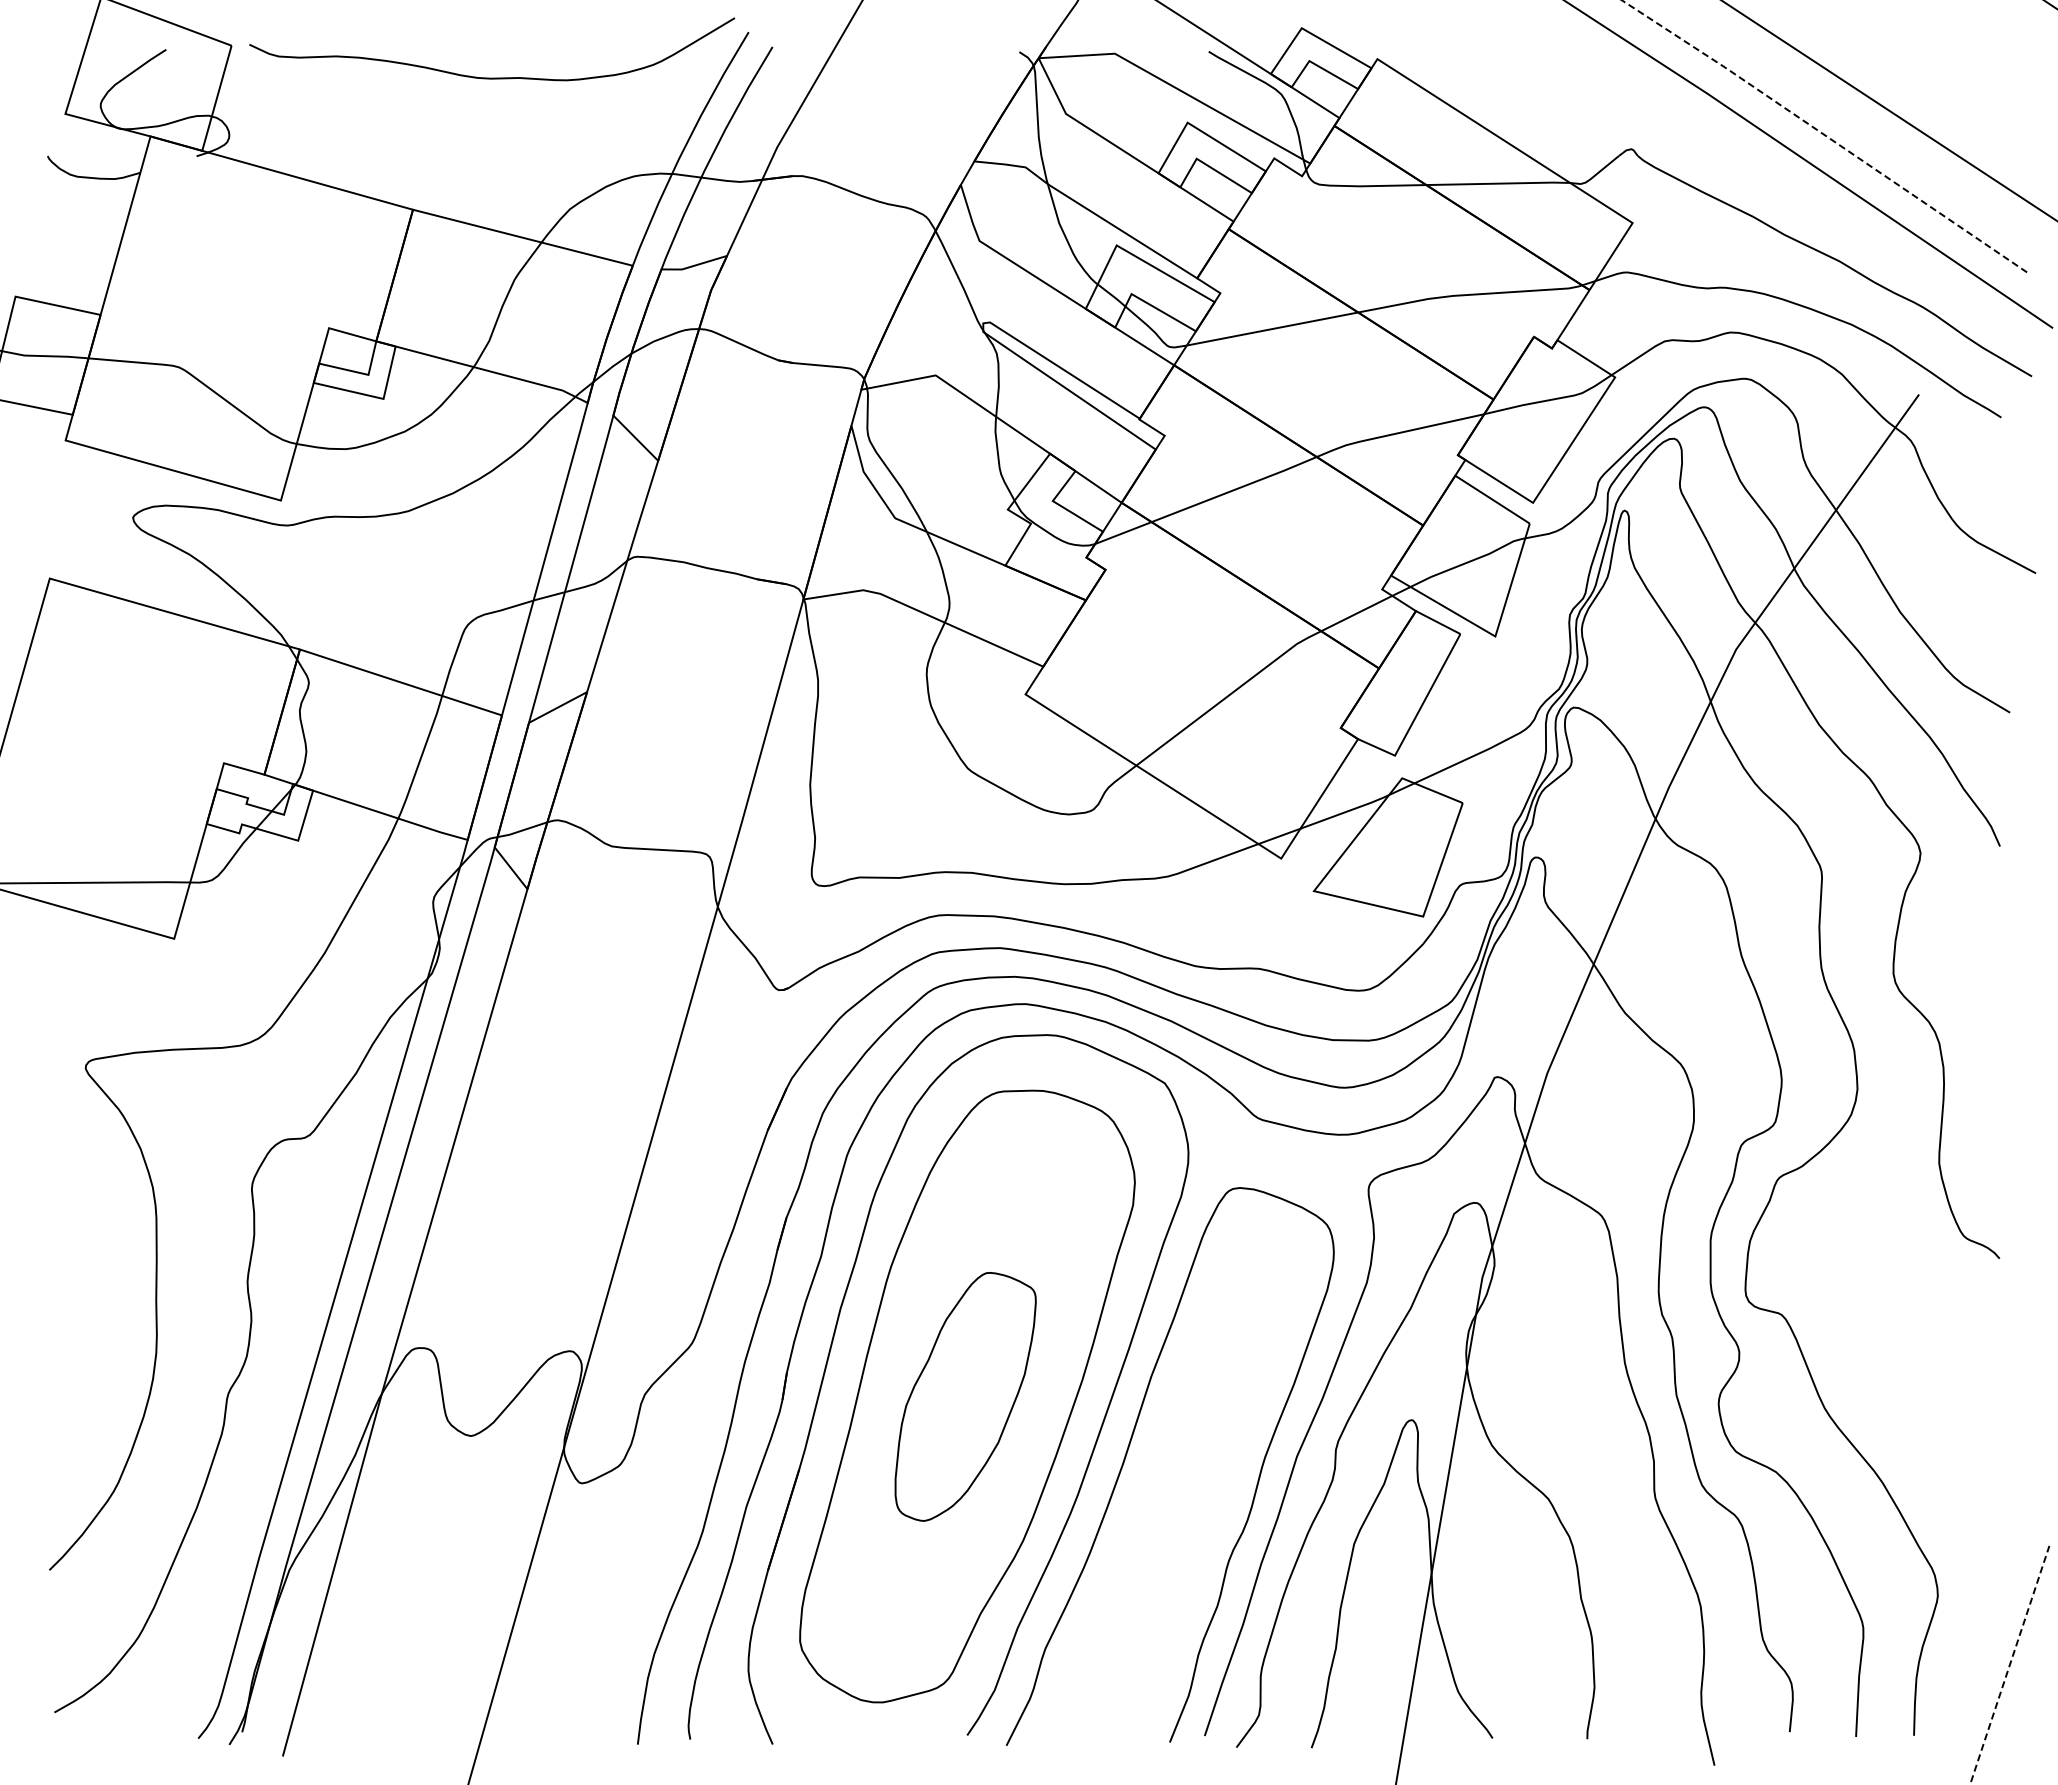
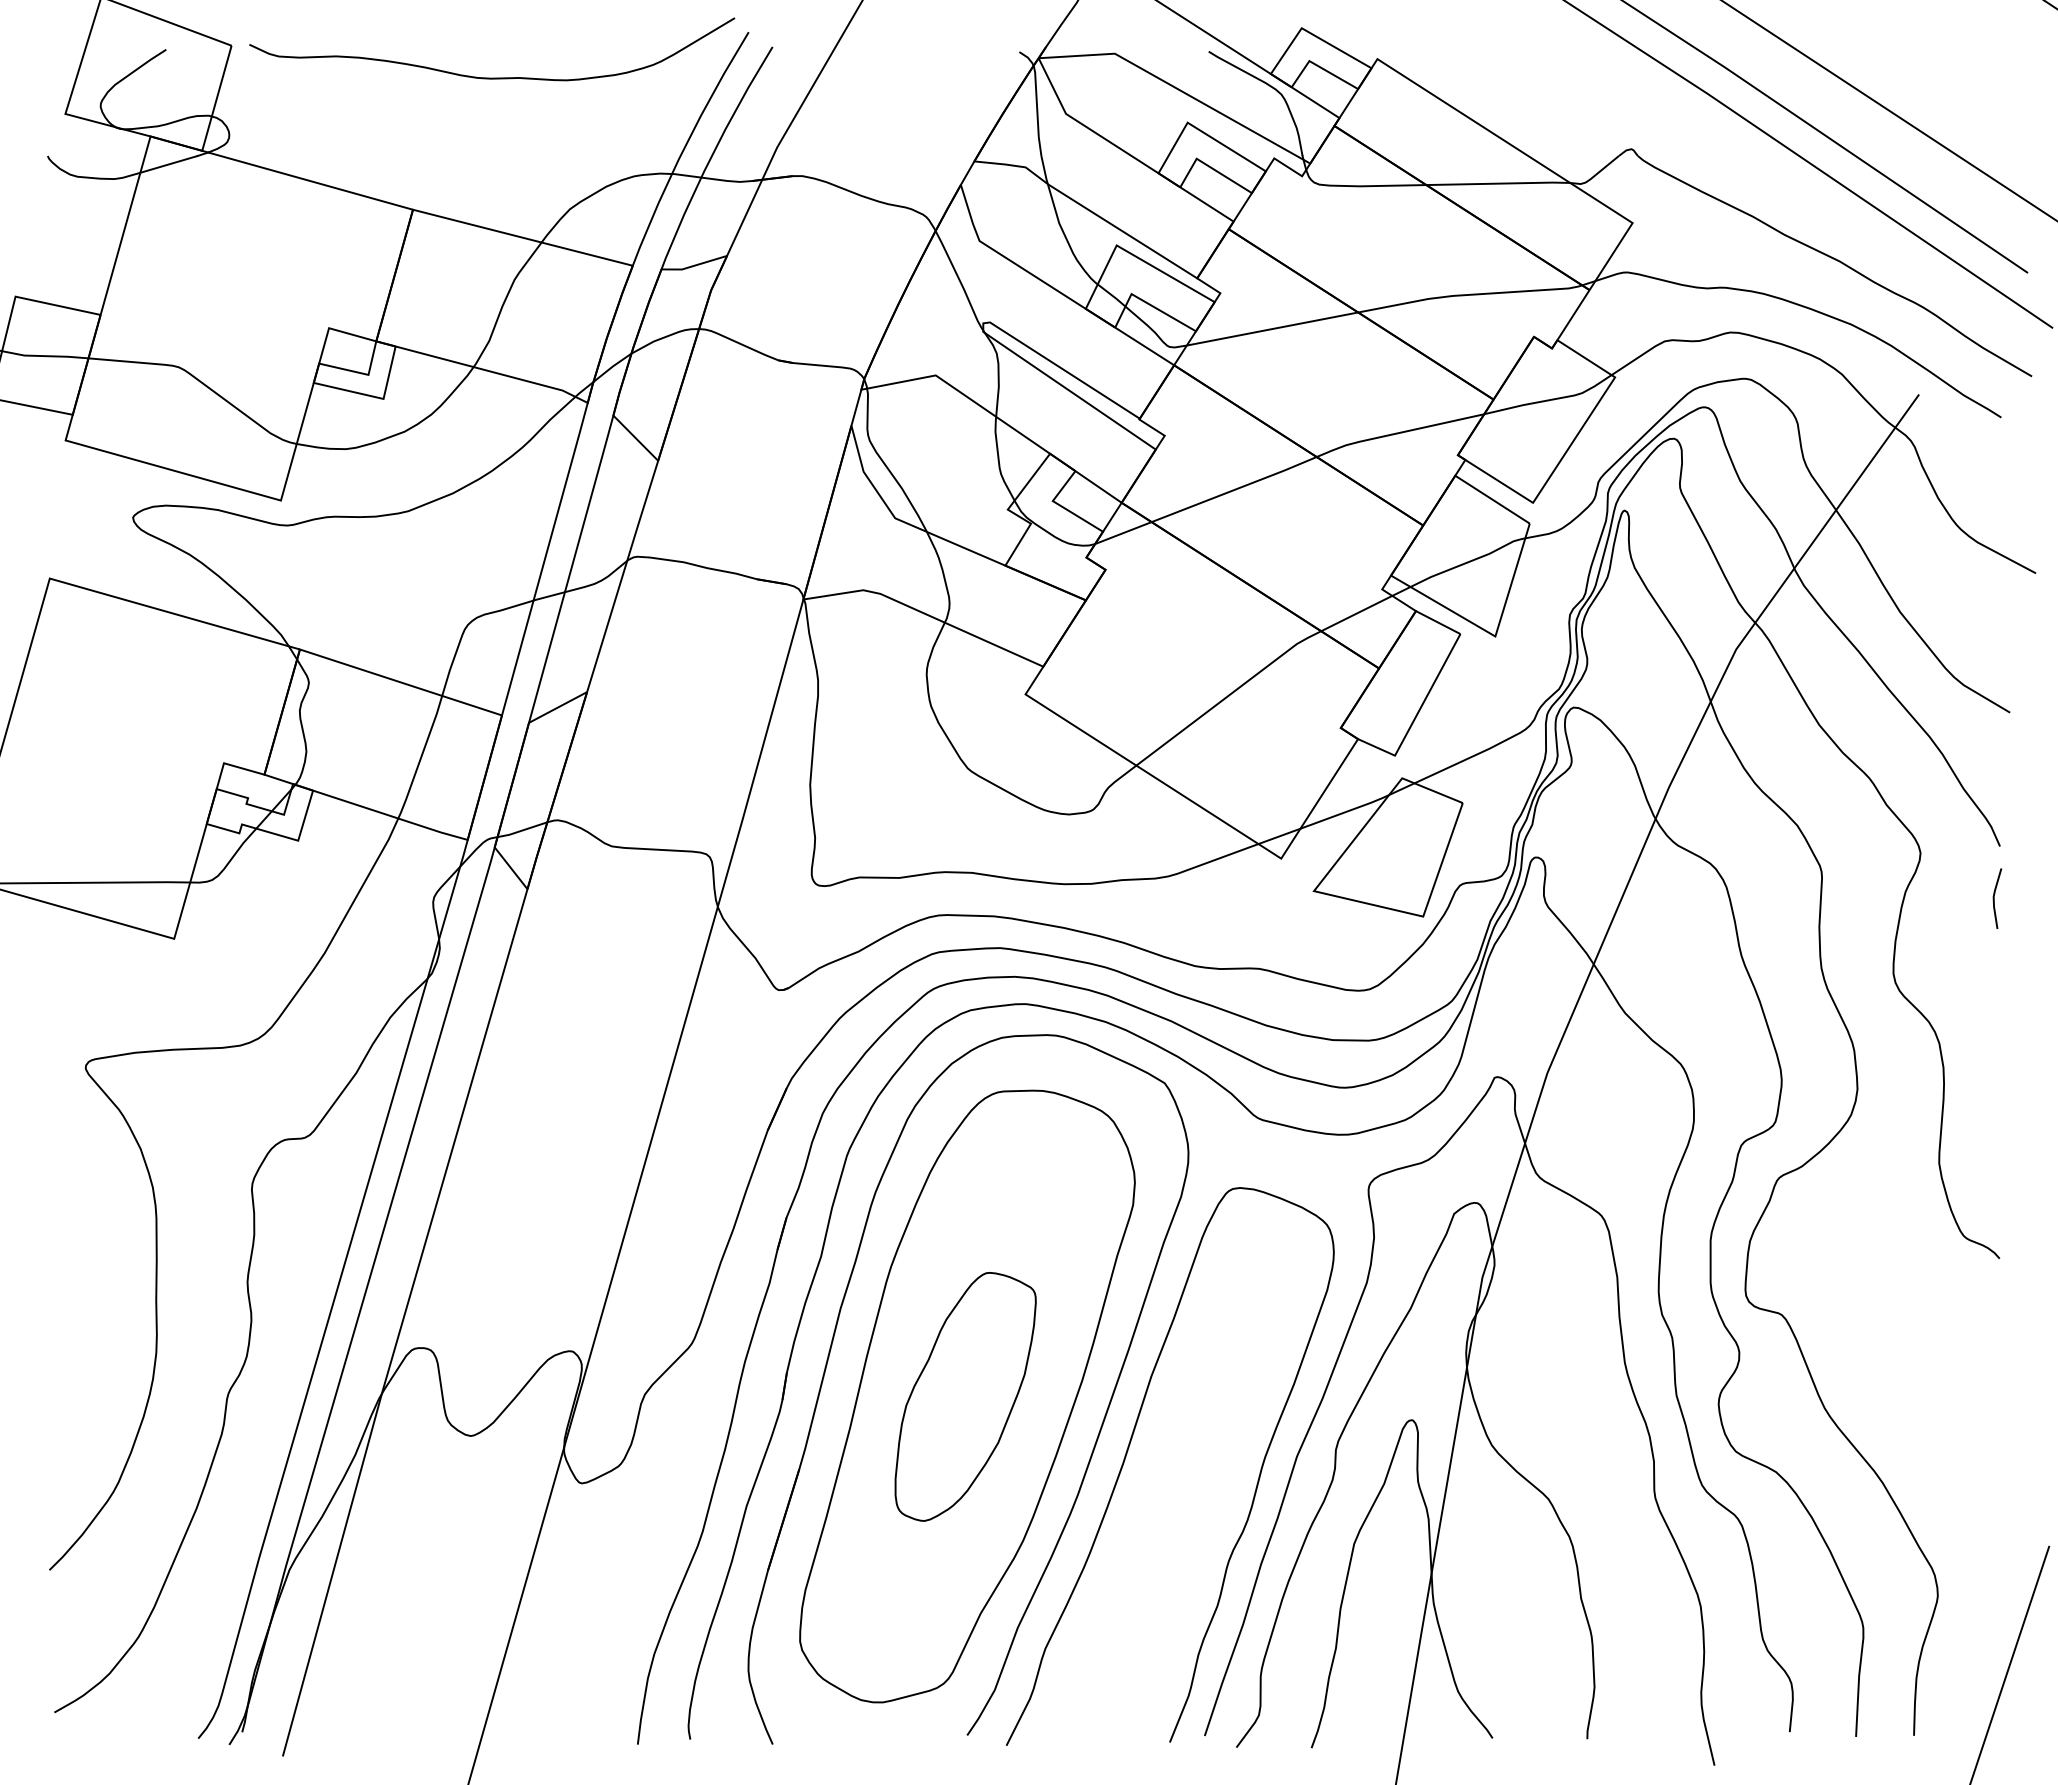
line: dashed -> solid (1824, 135)
line: none -> present (168, 164)
line: none -> present (1994, 898)
line: dashed -> solid (2009, 1665)
